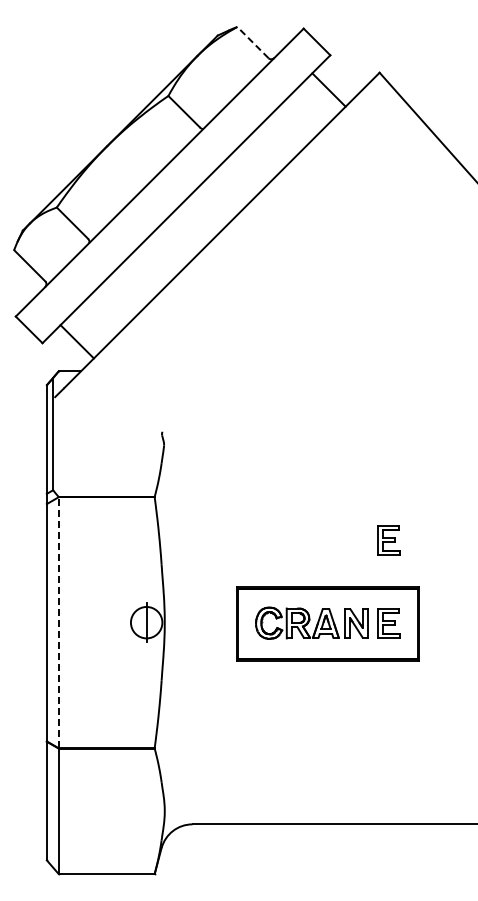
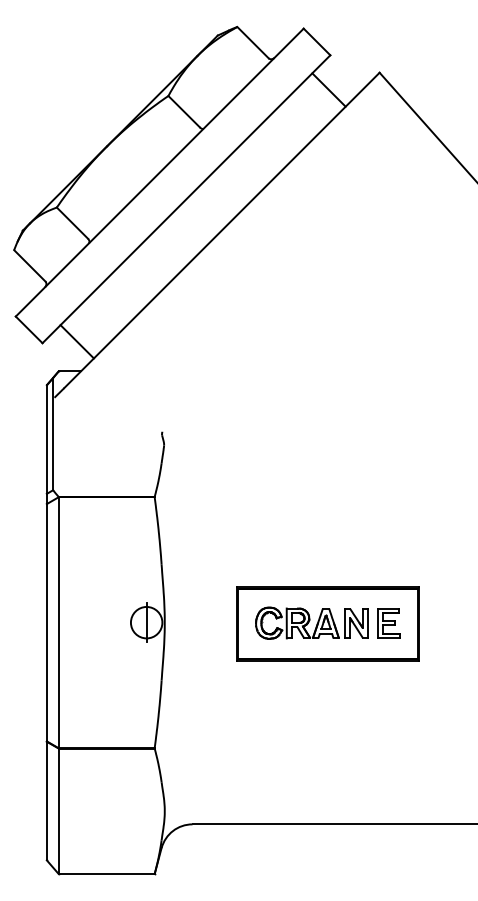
line: dashed -> solid (252, 42)
part: present -> none (388, 540)
line: dashed -> solid (58, 622)
